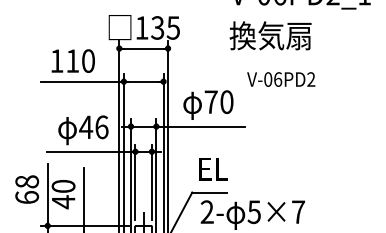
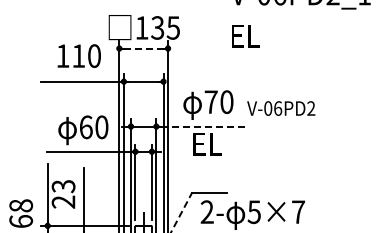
text: 換気扇 -> EL (270, 35)
line: solid -> dashed (144, 48)
text position: (72, 60) -> (78, 55) (78, 55)
text position: (281, 79) -> (281, 108) (281, 108)
line: solid -> dashed (203, 126)
text: 46 -> 60 (93, 127)
text position: (213, 169) -> (207, 144) (207, 144)
text position: (27, 189) -> (21, 213) (21, 213)
text: 40 -> 23 (63, 194)
line: solid -> dashed (181, 212)
